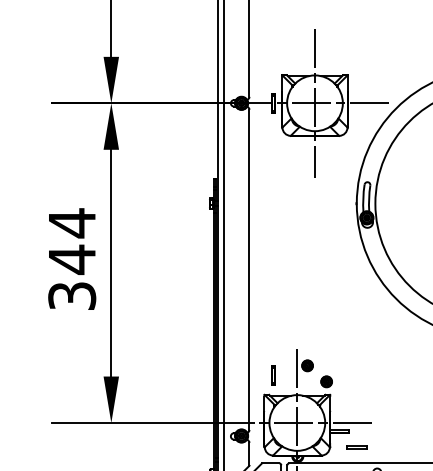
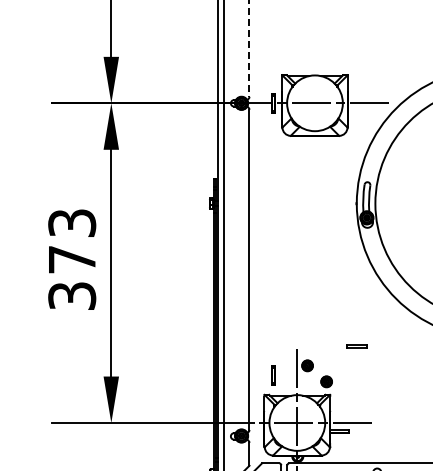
line: solid -> dashed (249, 48)
line: present -> none (314, 102)
text: 344 -> 373 (72, 241)
line position: (356, 446) -> (356, 345) (356, 345)
